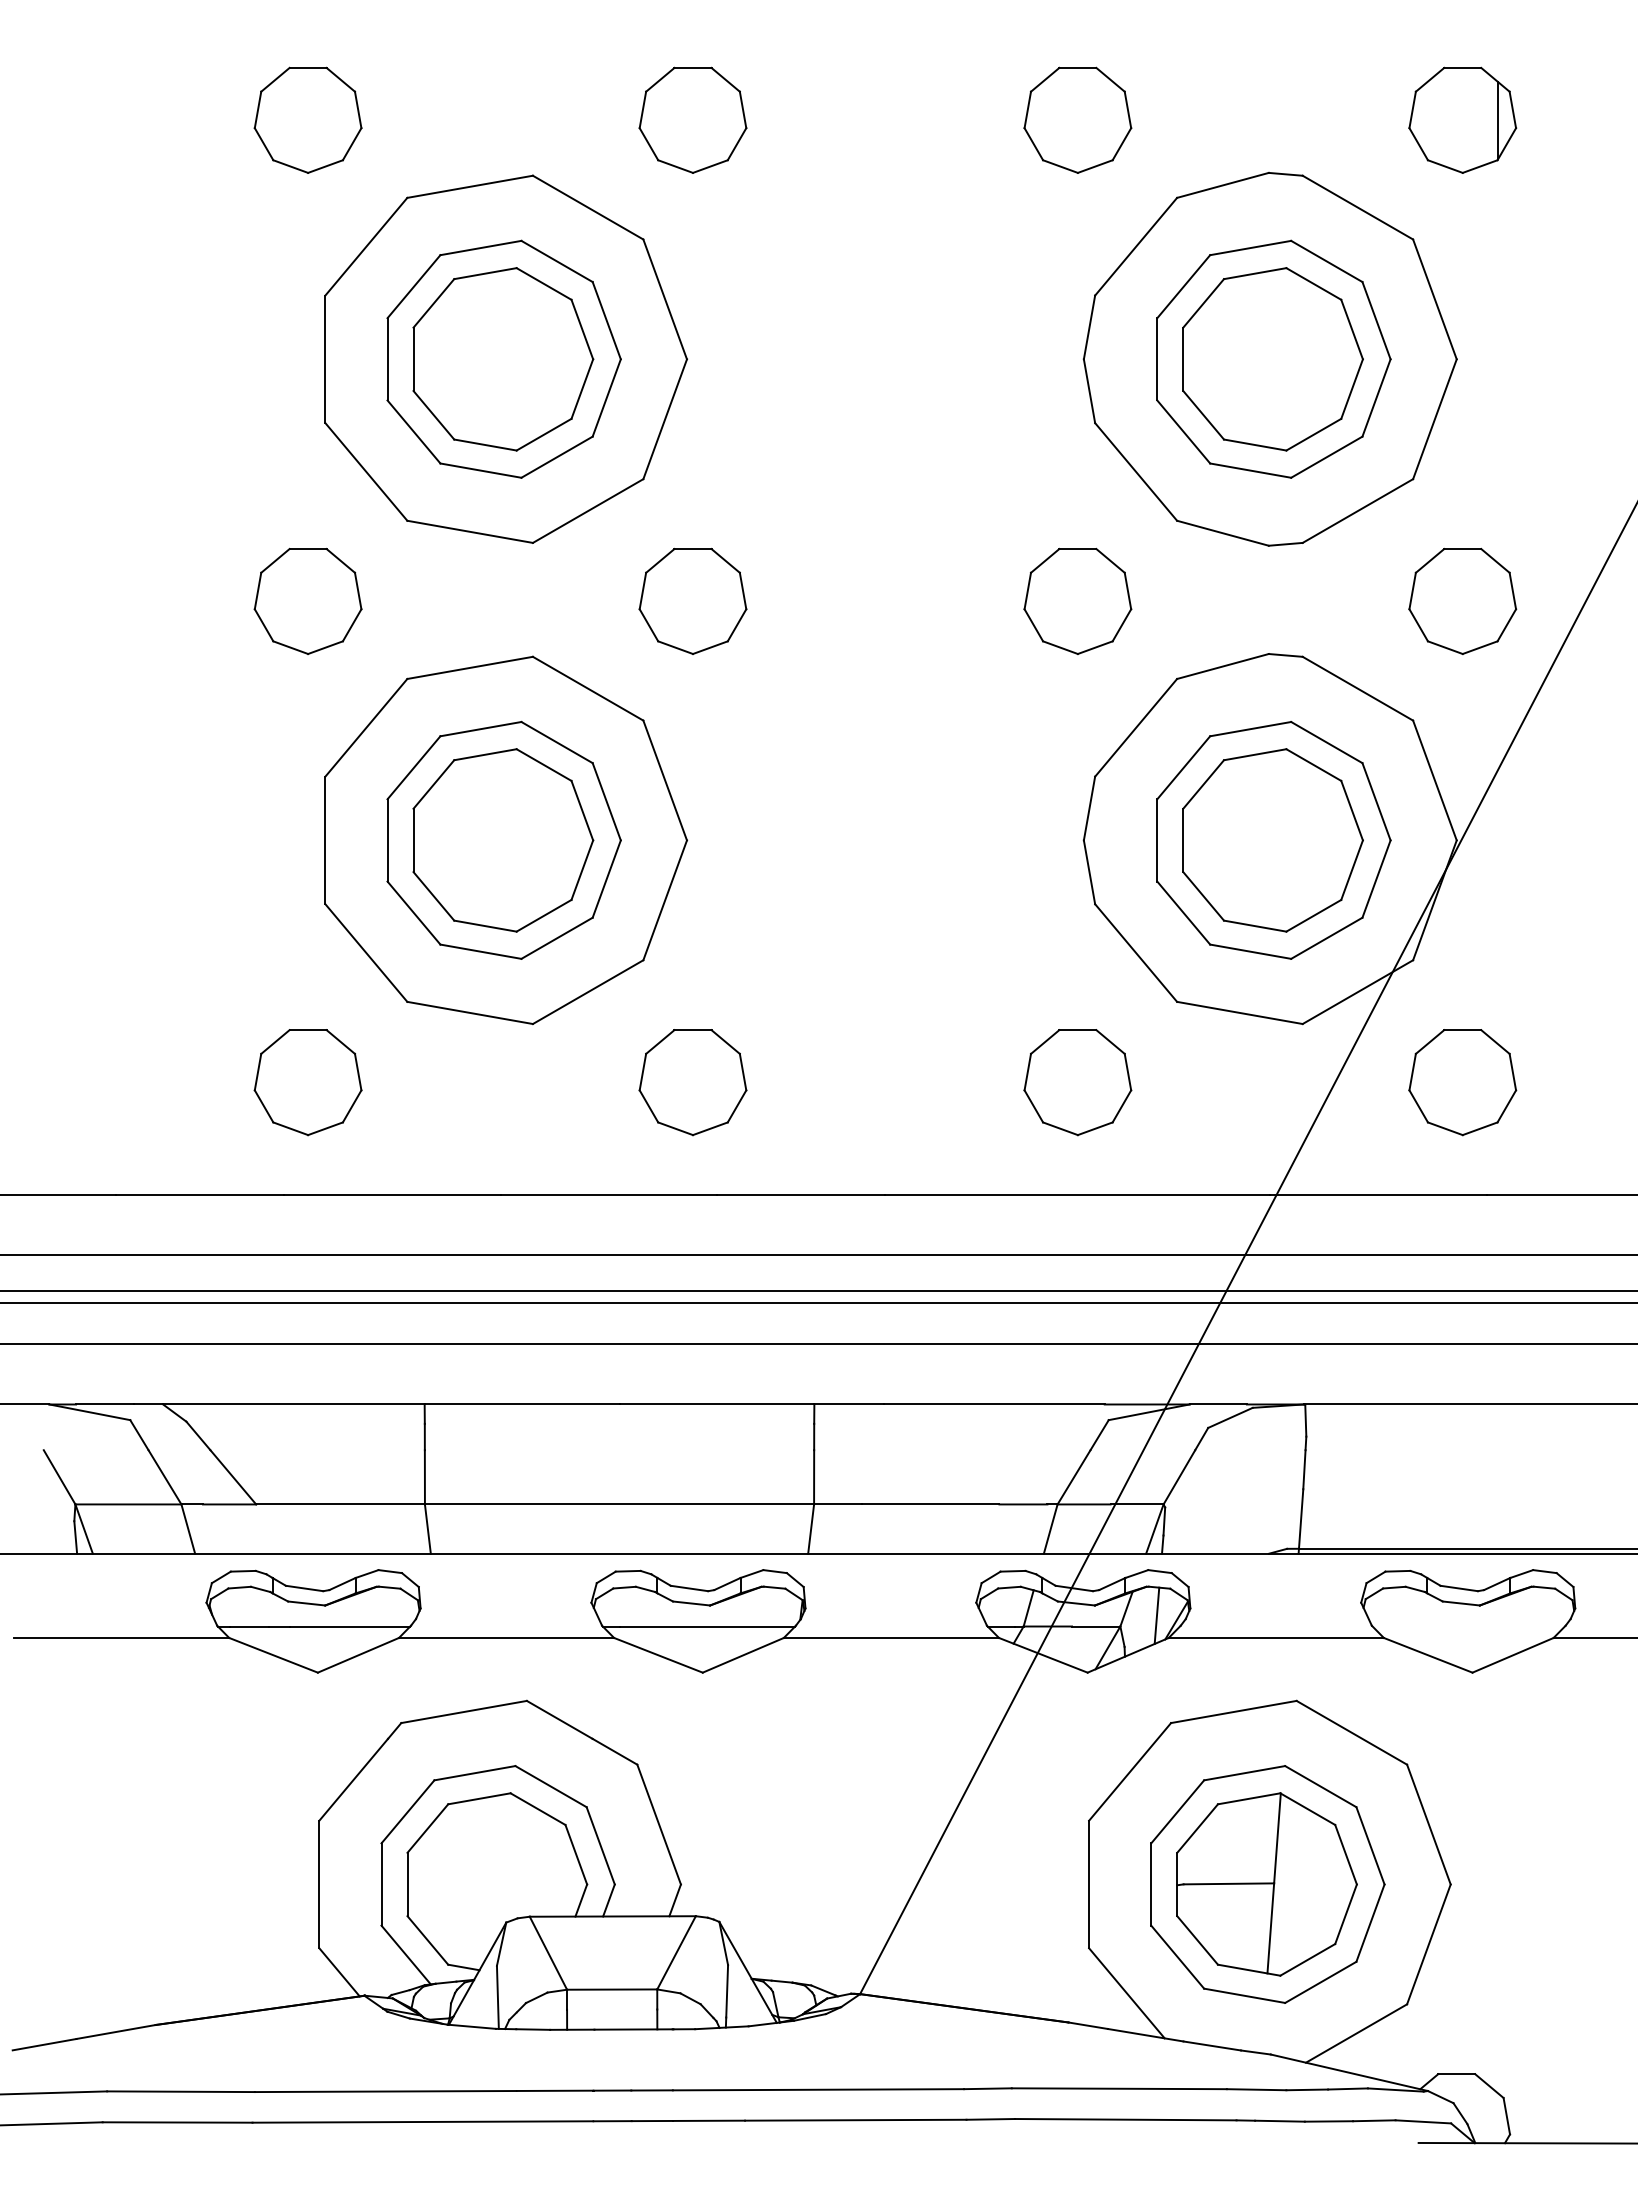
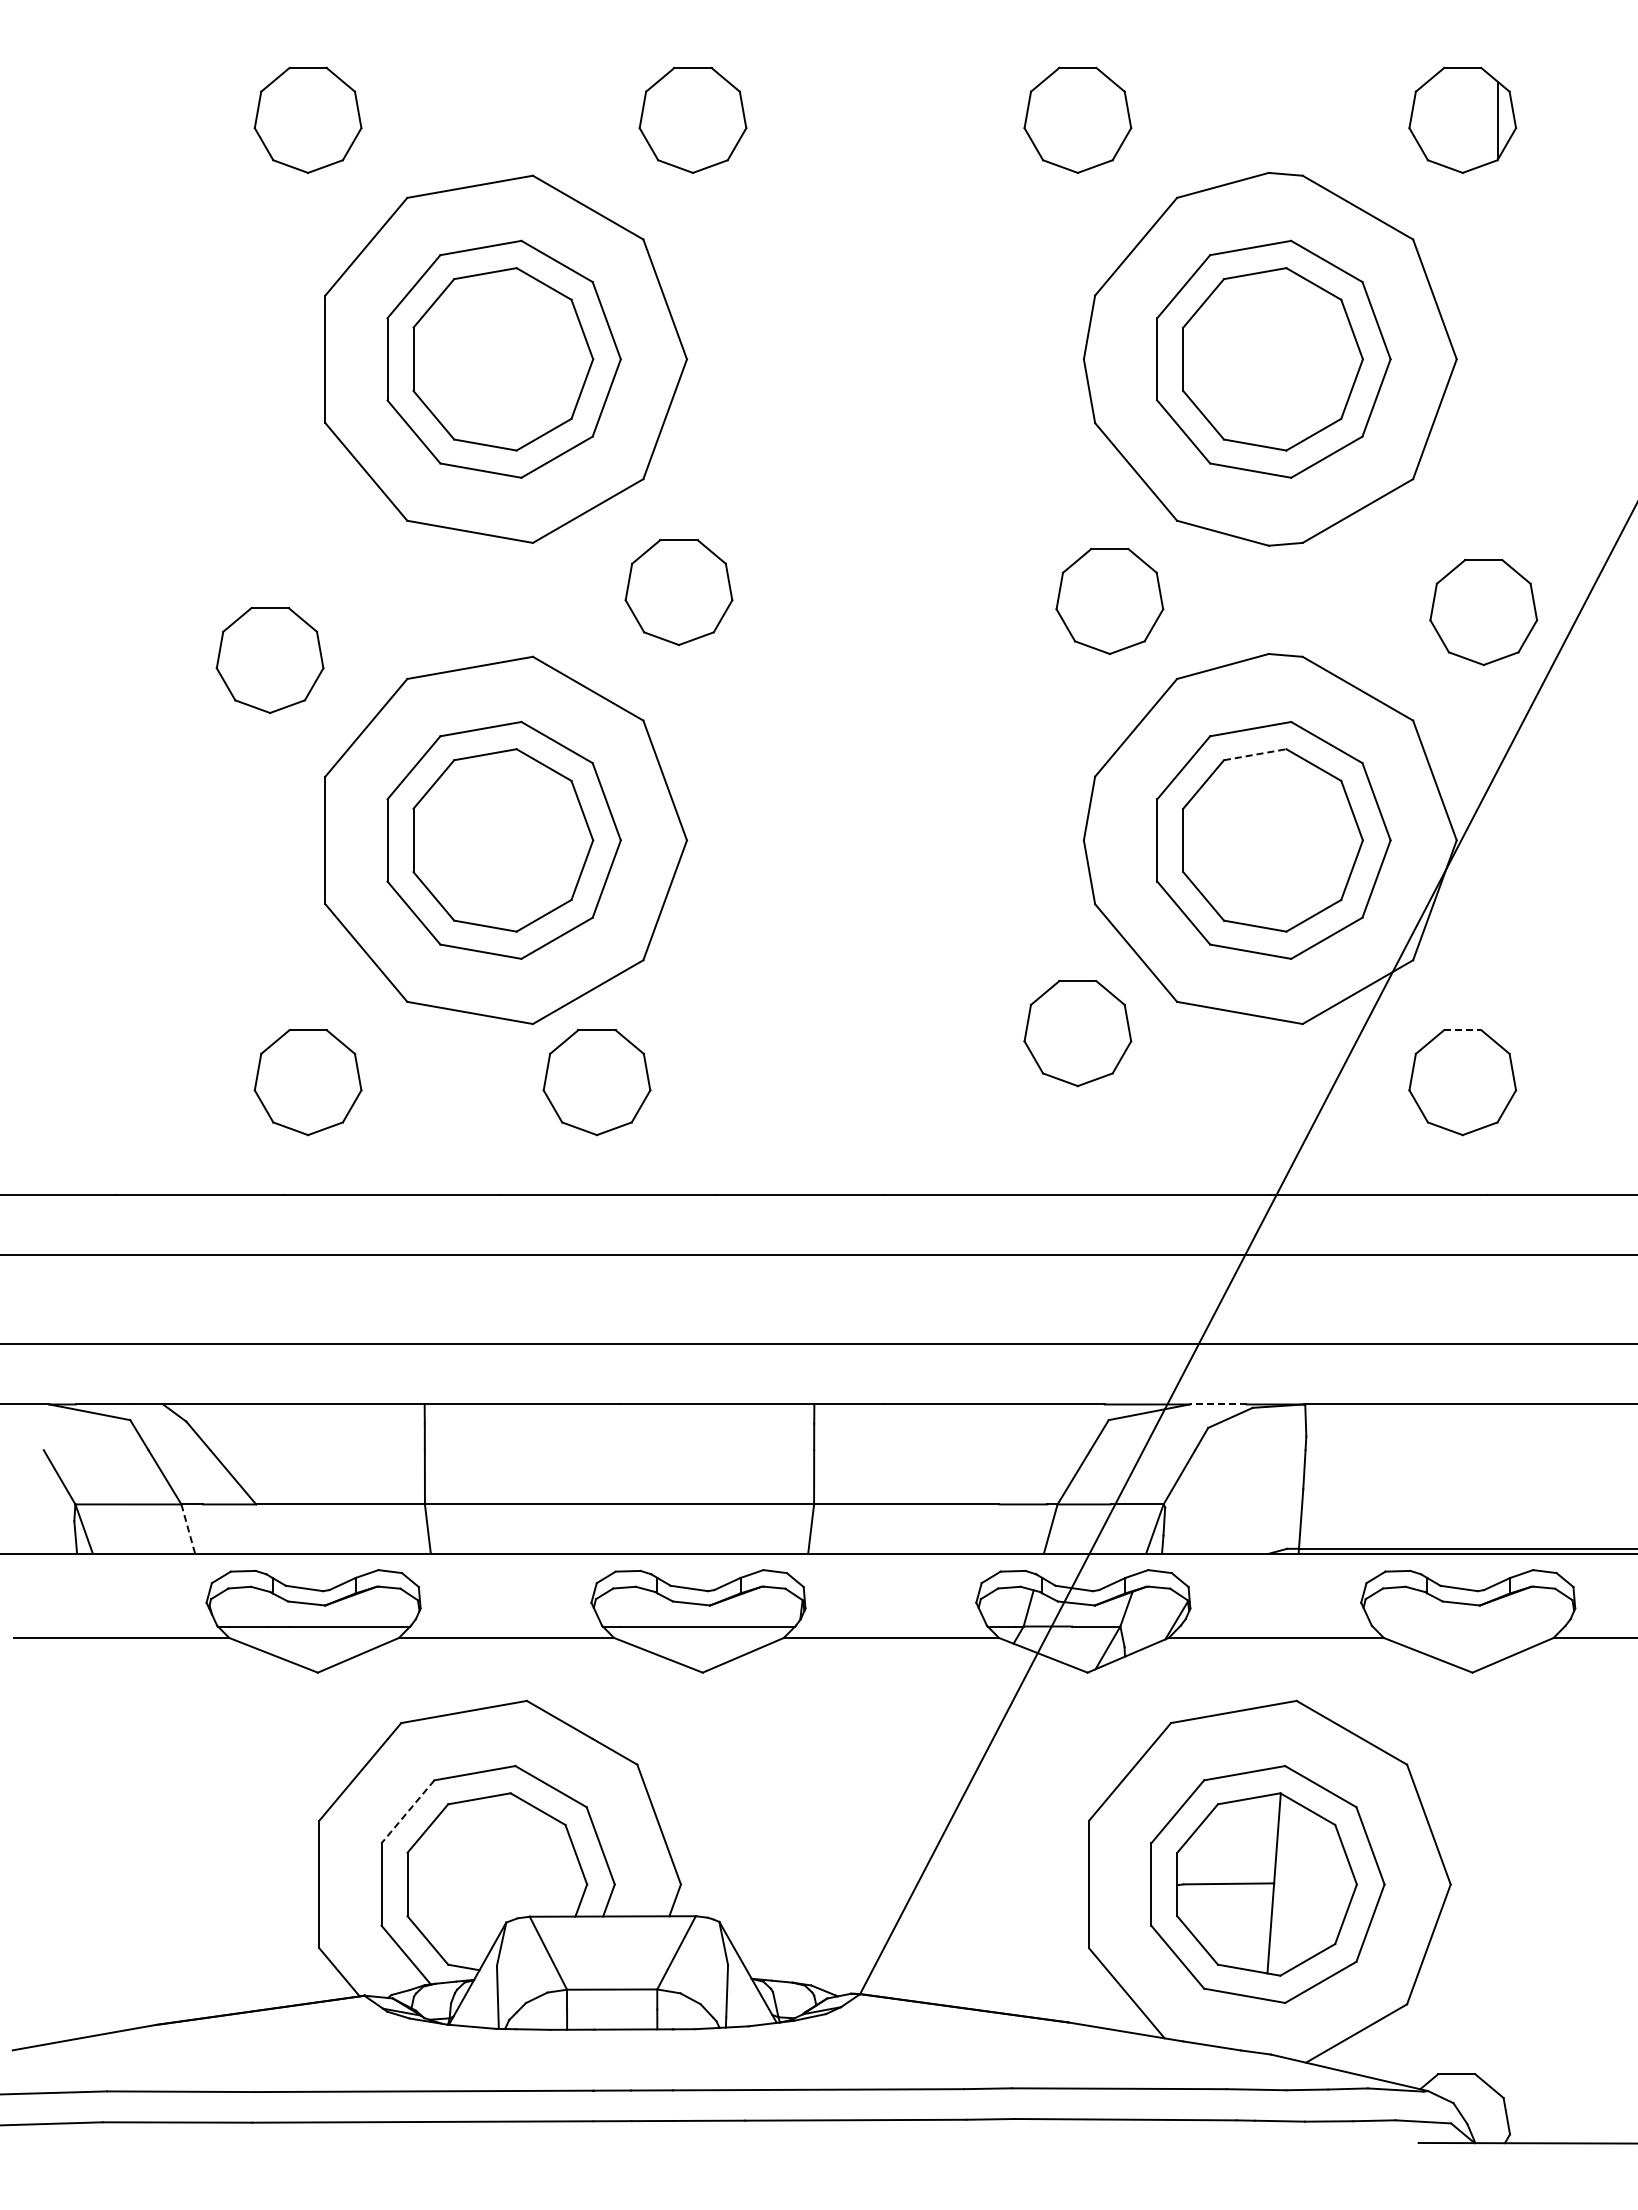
part position: (307, 601) -> (269, 660) (269, 660)
part position: (692, 601) -> (678, 592) (678, 592)
part position: (1077, 601) -> (1109, 601) (1109, 601)
part position: (1462, 601) -> (1483, 612) (1483, 612)
line: solid -> dashed (1255, 754)
line: solid -> dashed (1462, 1030)
part position: (692, 1082) -> (596, 1082) (596, 1082)
part position: (1077, 1082) -> (1077, 1033) (1077, 1033)
line: present -> none (818, 1291)
line: present -> none (818, 1303)
line: solid -> dashed (1218, 1404)
line: solid -> dashed (188, 1529)
line: present -> none (1156, 1615)
line: solid -> dashed (407, 1812)
